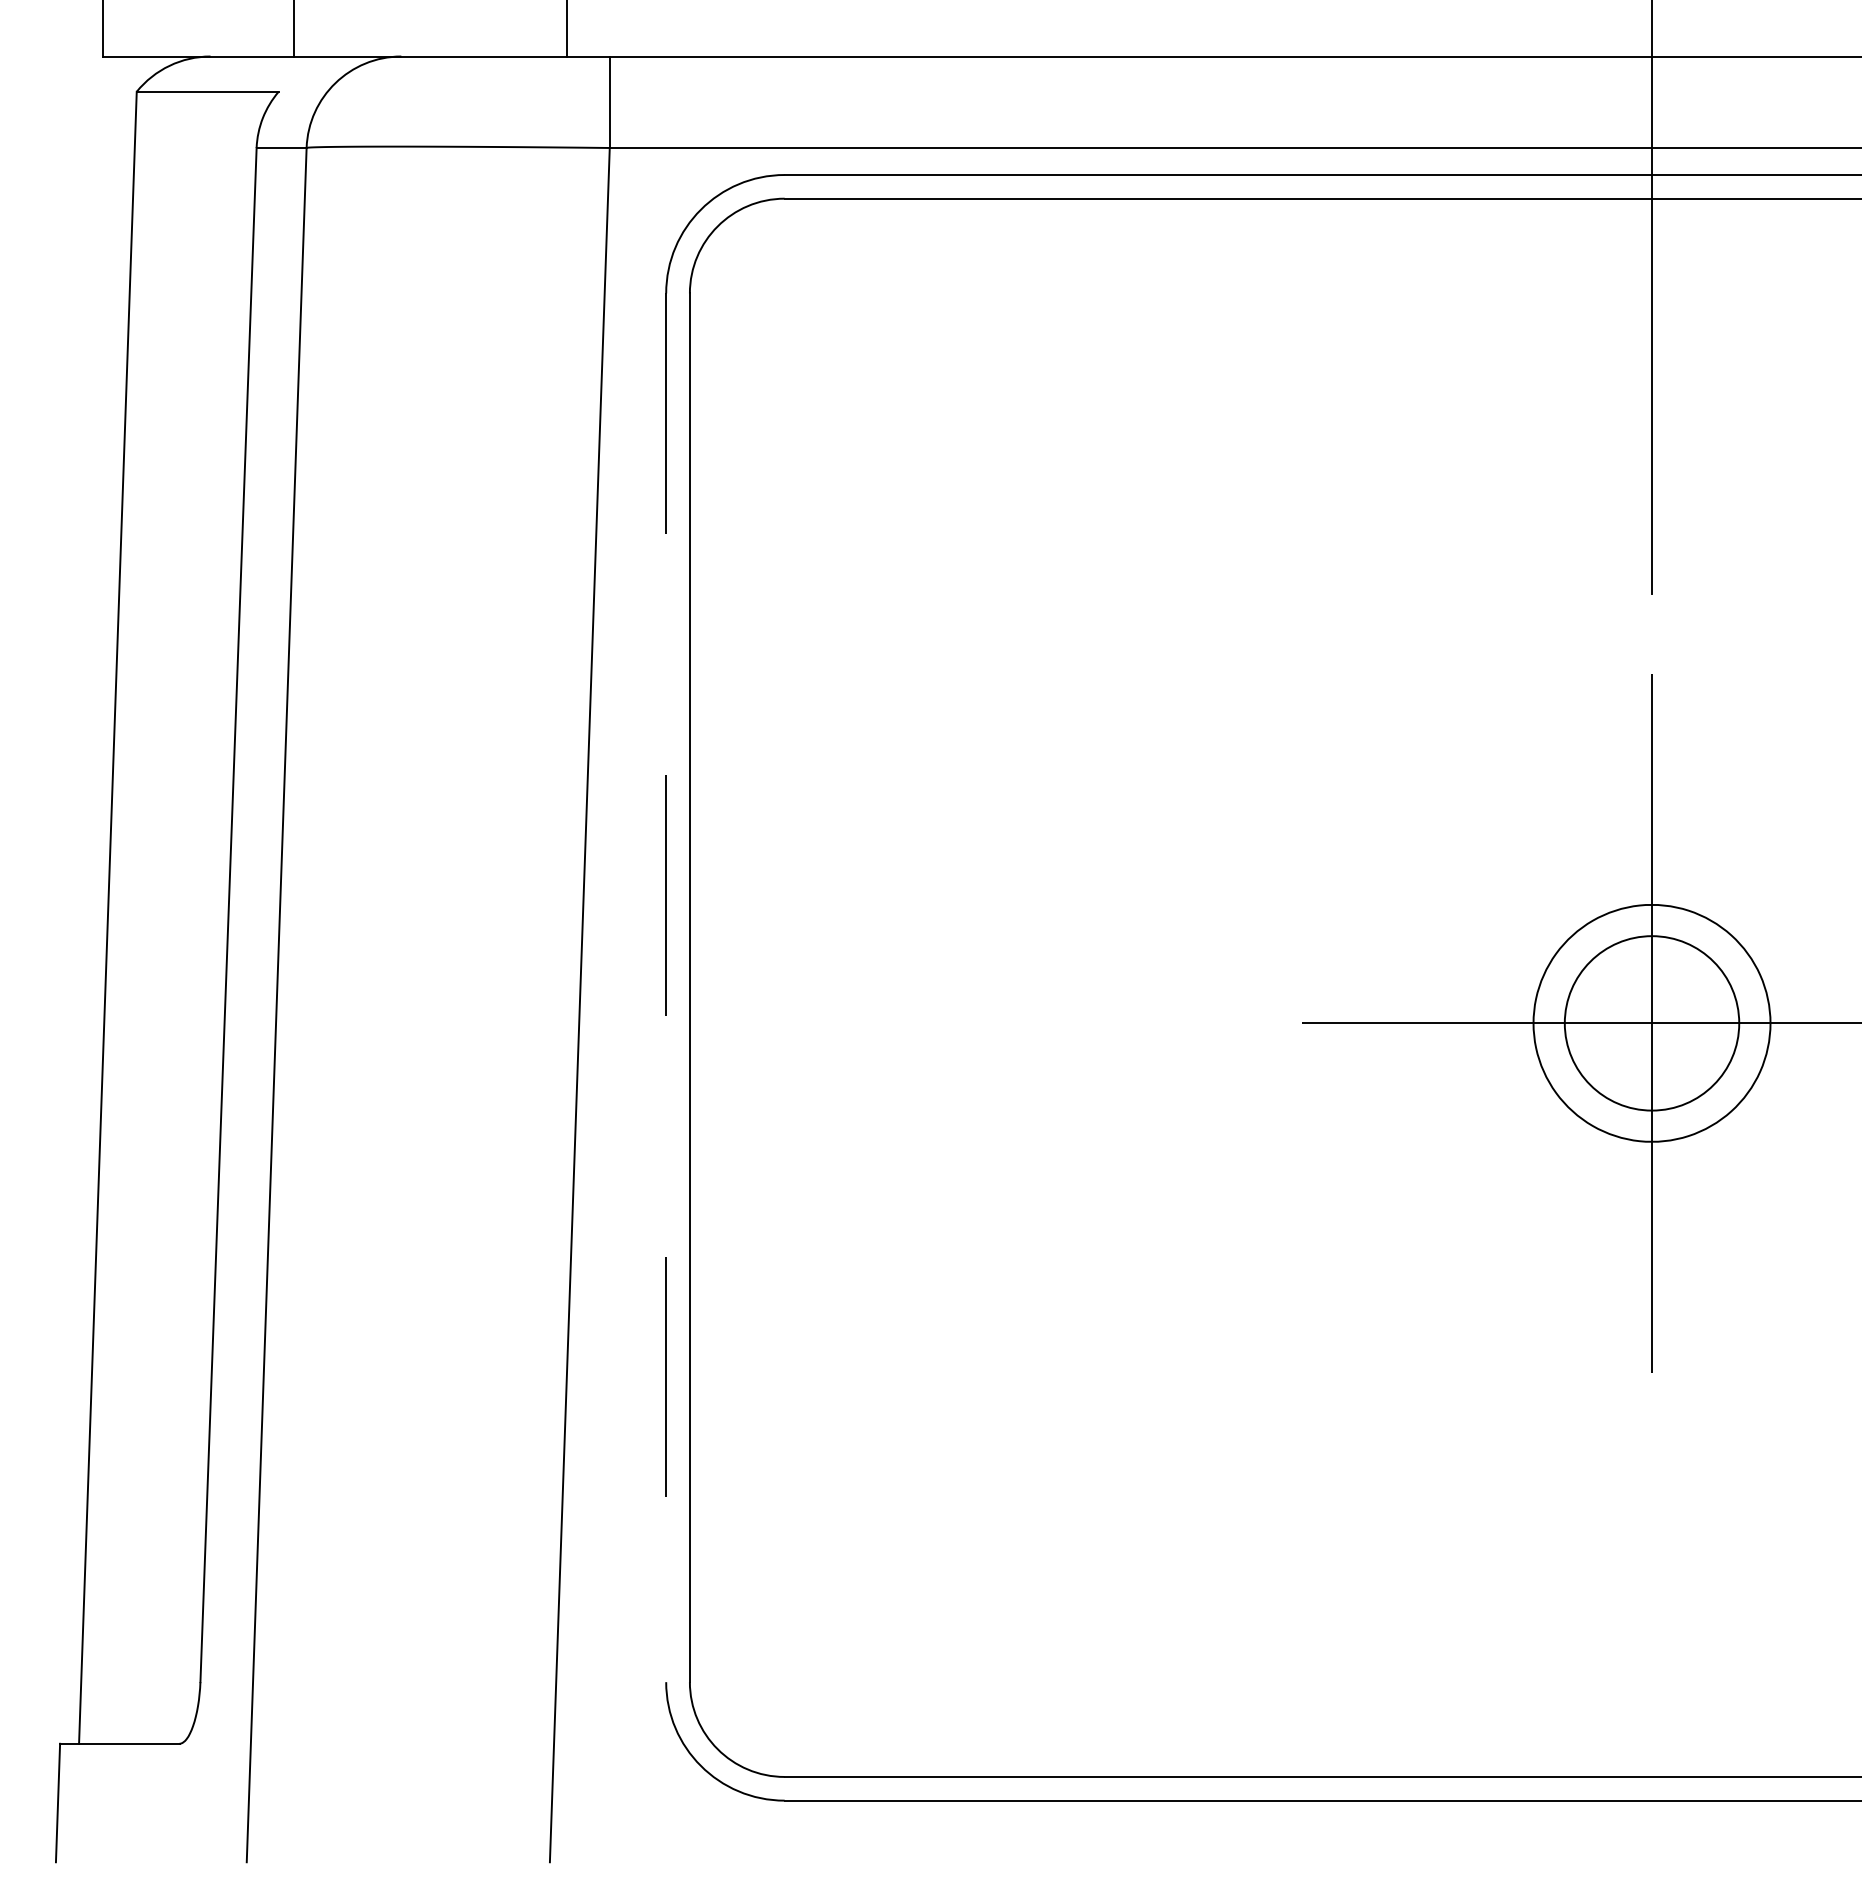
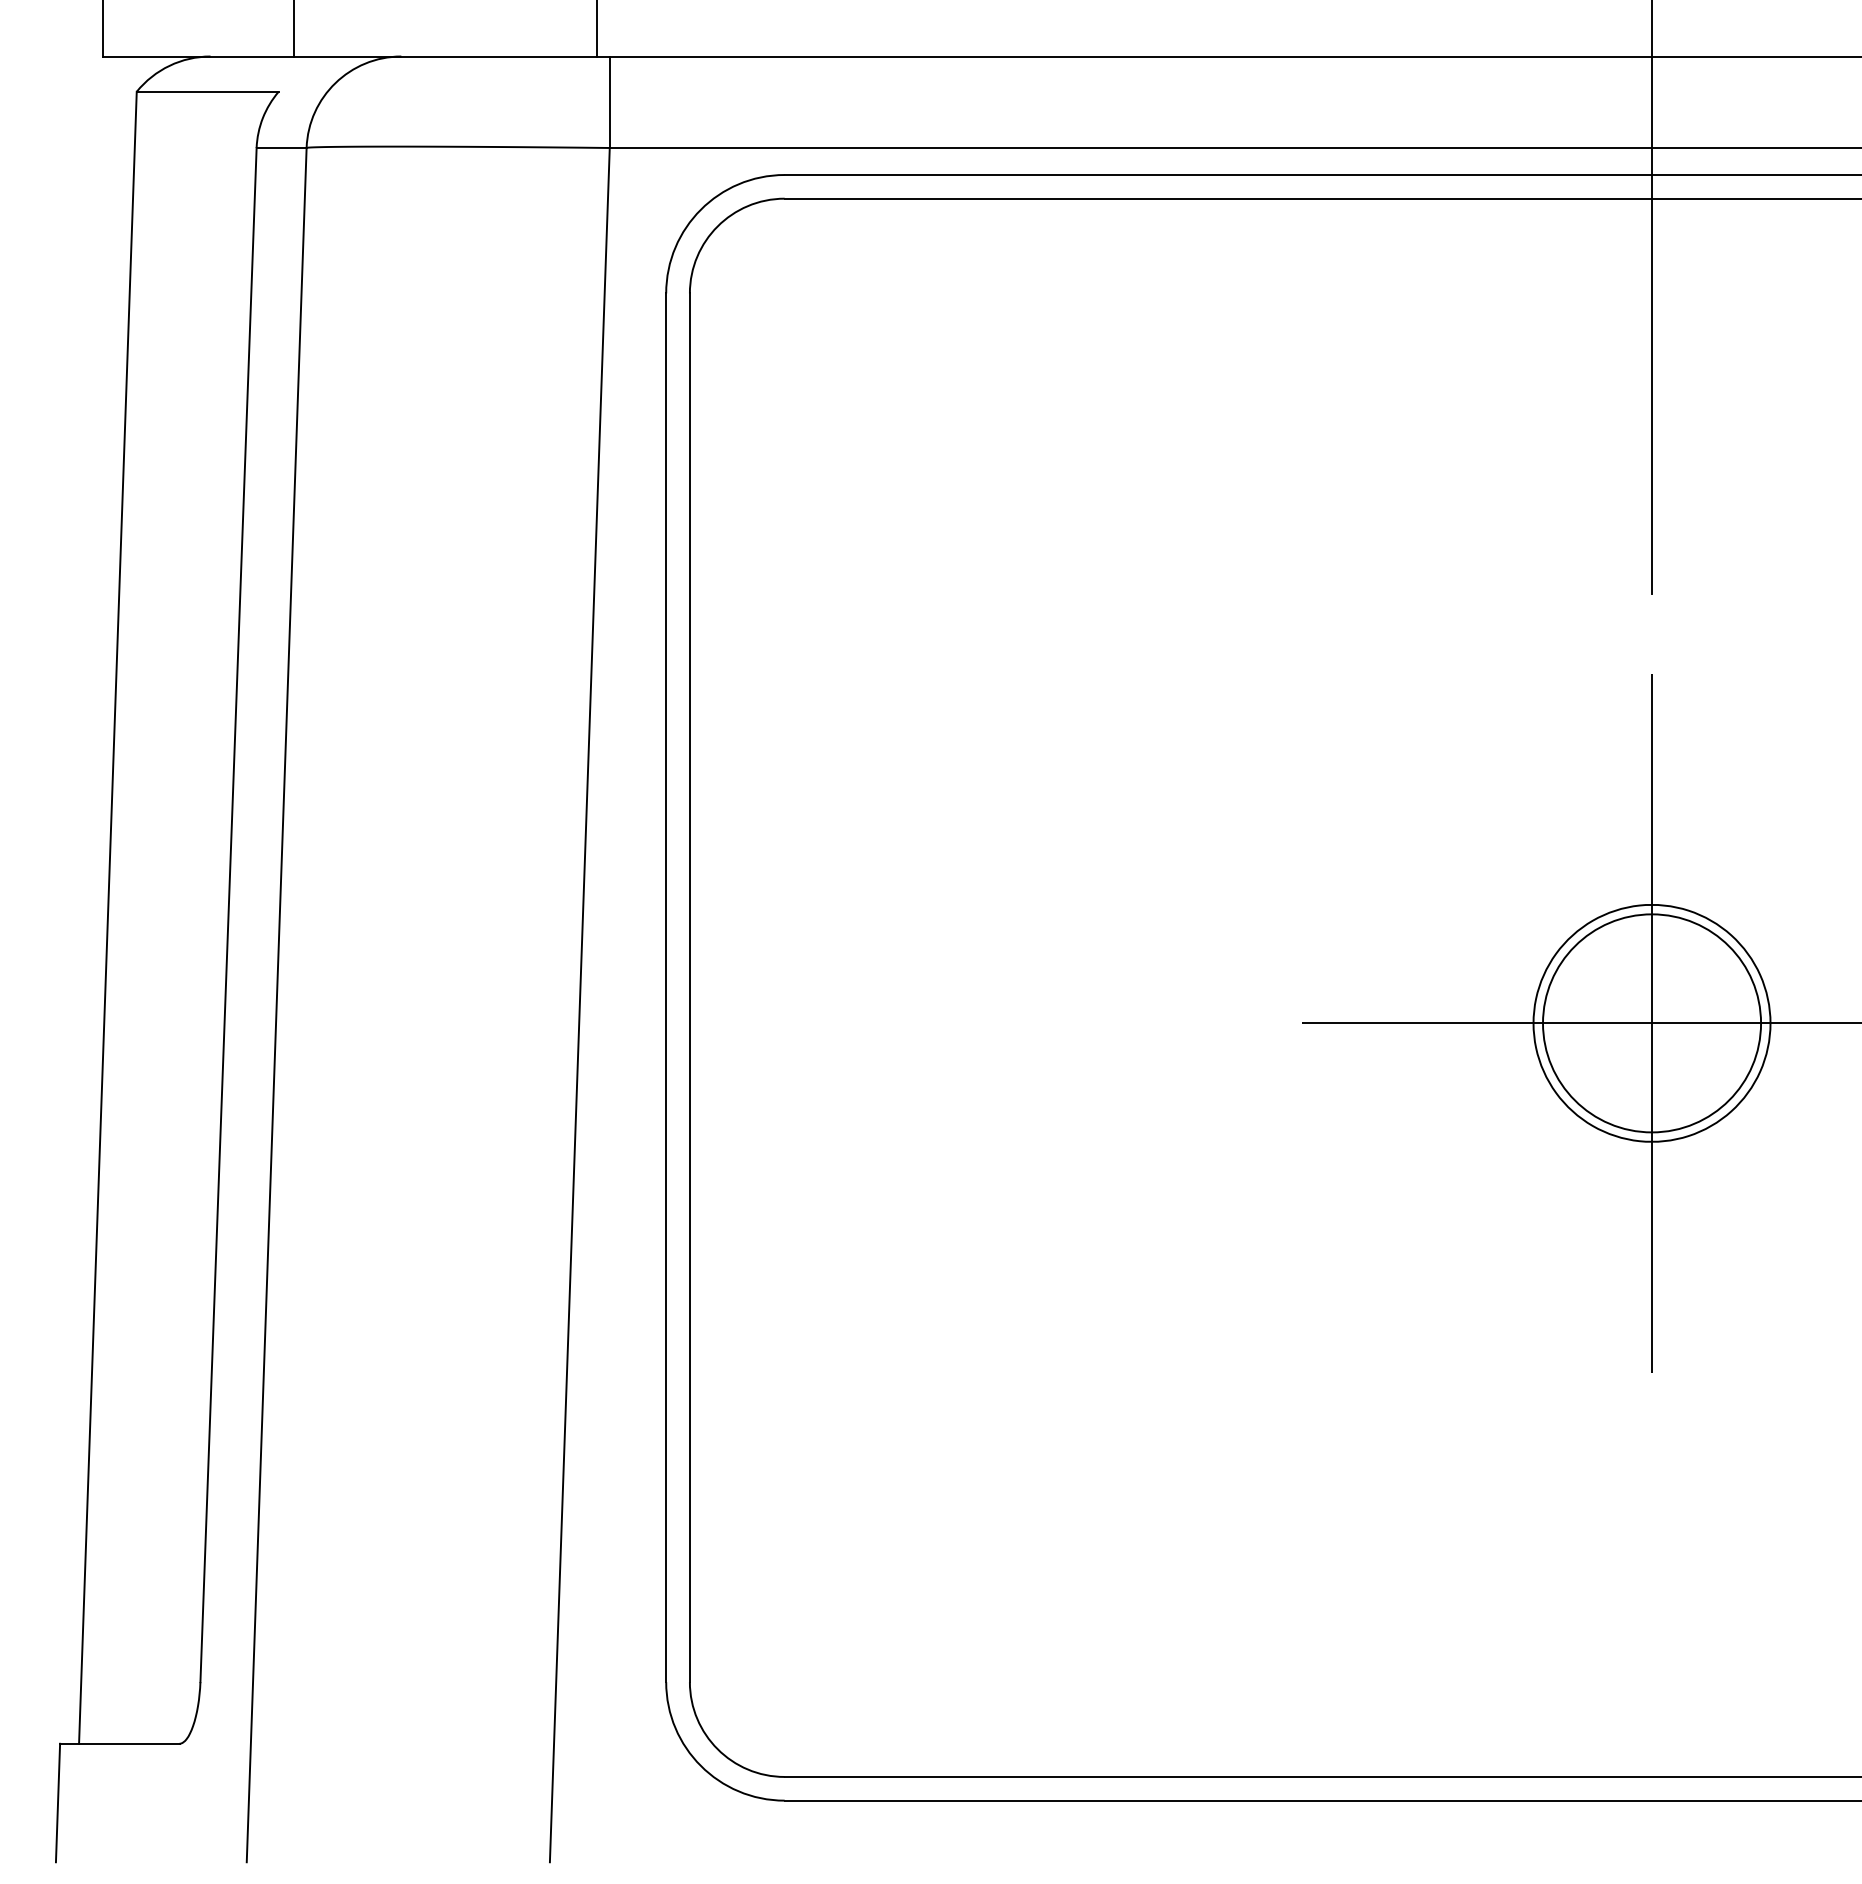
line position: (567, 29) -> (597, 29) (597, 29)
line: dashed -> solid (666, 988)
circle diameter: 174 px -> 218 px (1652, 1023)
